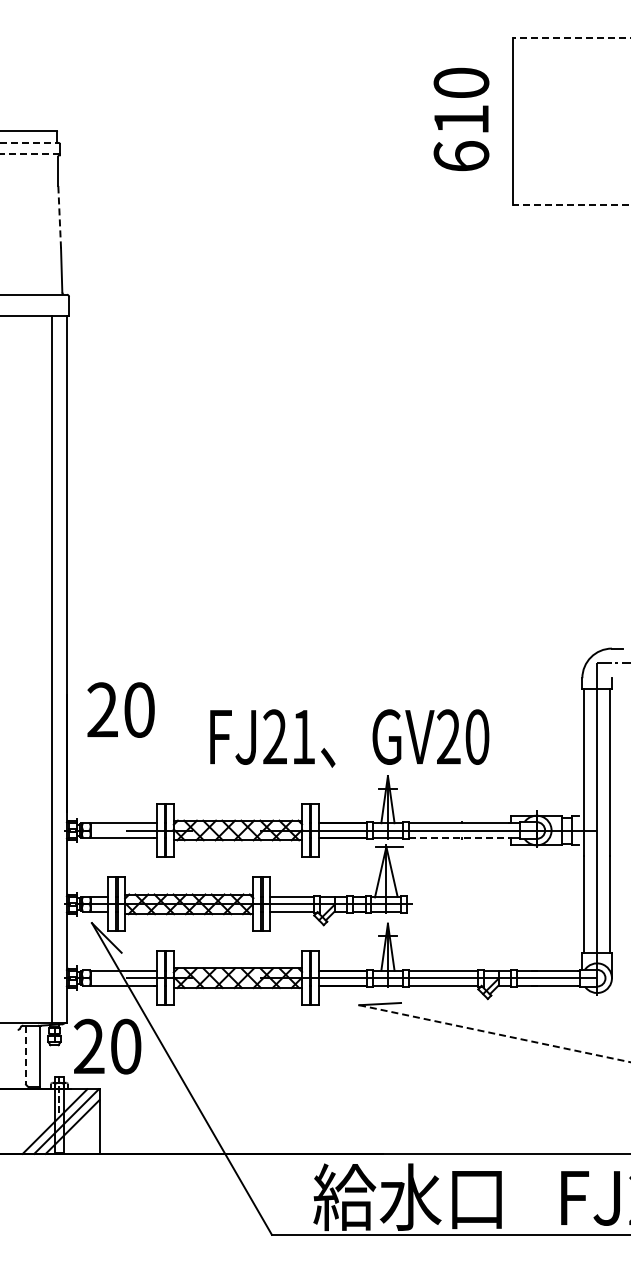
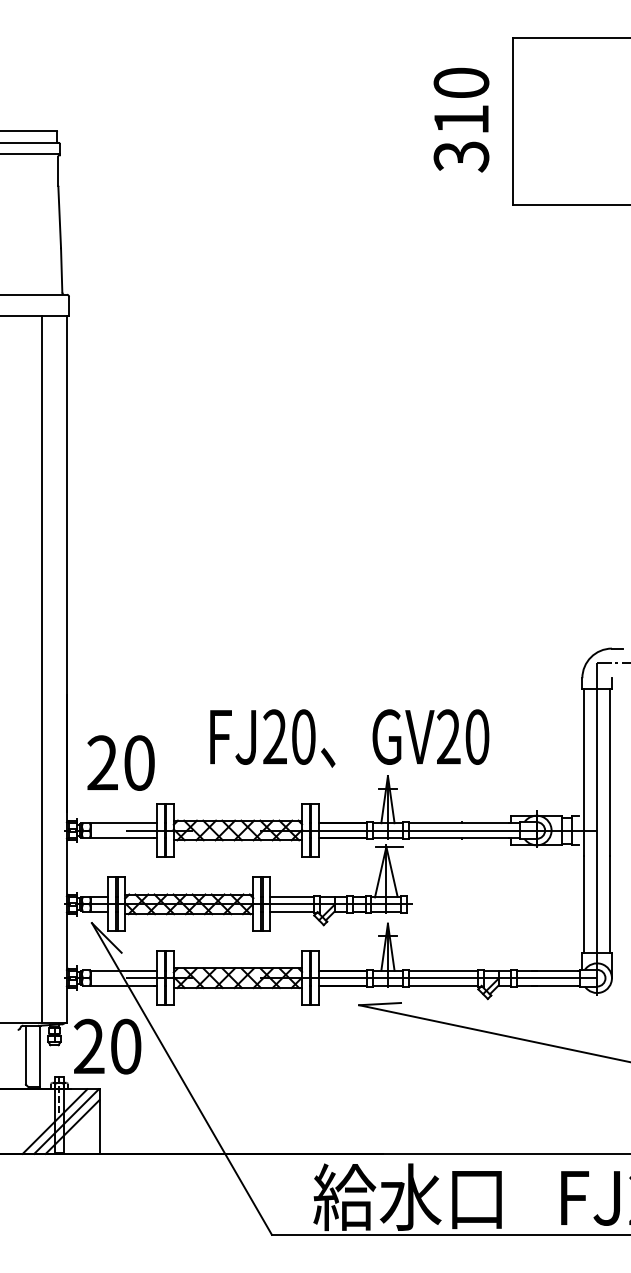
line: dashed -> solid (571, 38)
line: dashed -> solid (29, 143)
line: dashed -> solid (30, 153)
text: 610 -> 310 (461, 156)
line: dashed -> solid (571, 205)
line: dashed -> solid (59, 217)
line position: (51, 669) -> (41, 669) (41, 669)
text position: (120, 709) -> (120, 762) (120, 762)
text: FJ21 -> FJ20 (303, 736)
line: dashed -> solid (458, 837)
line: dashed -> solid (494, 1033)
line: dashed -> solid (26, 1055)
